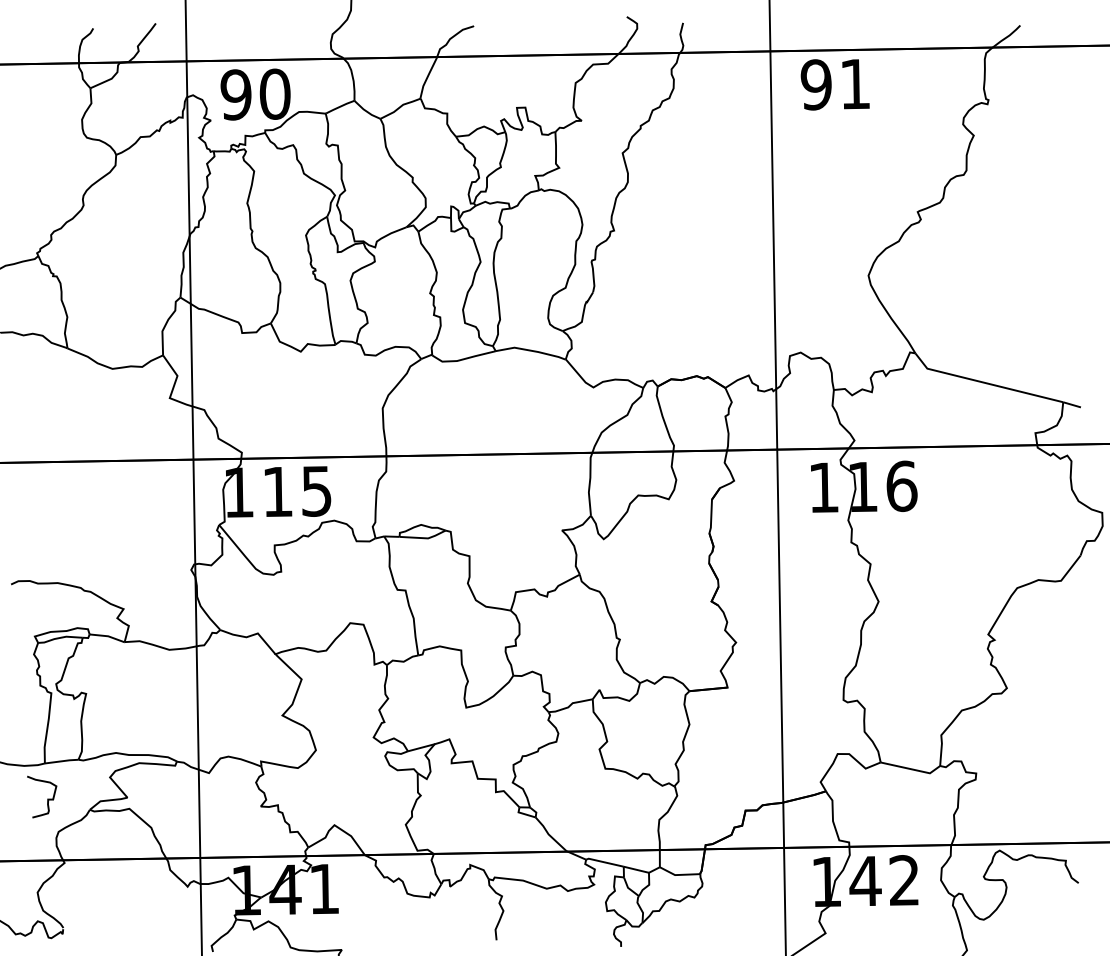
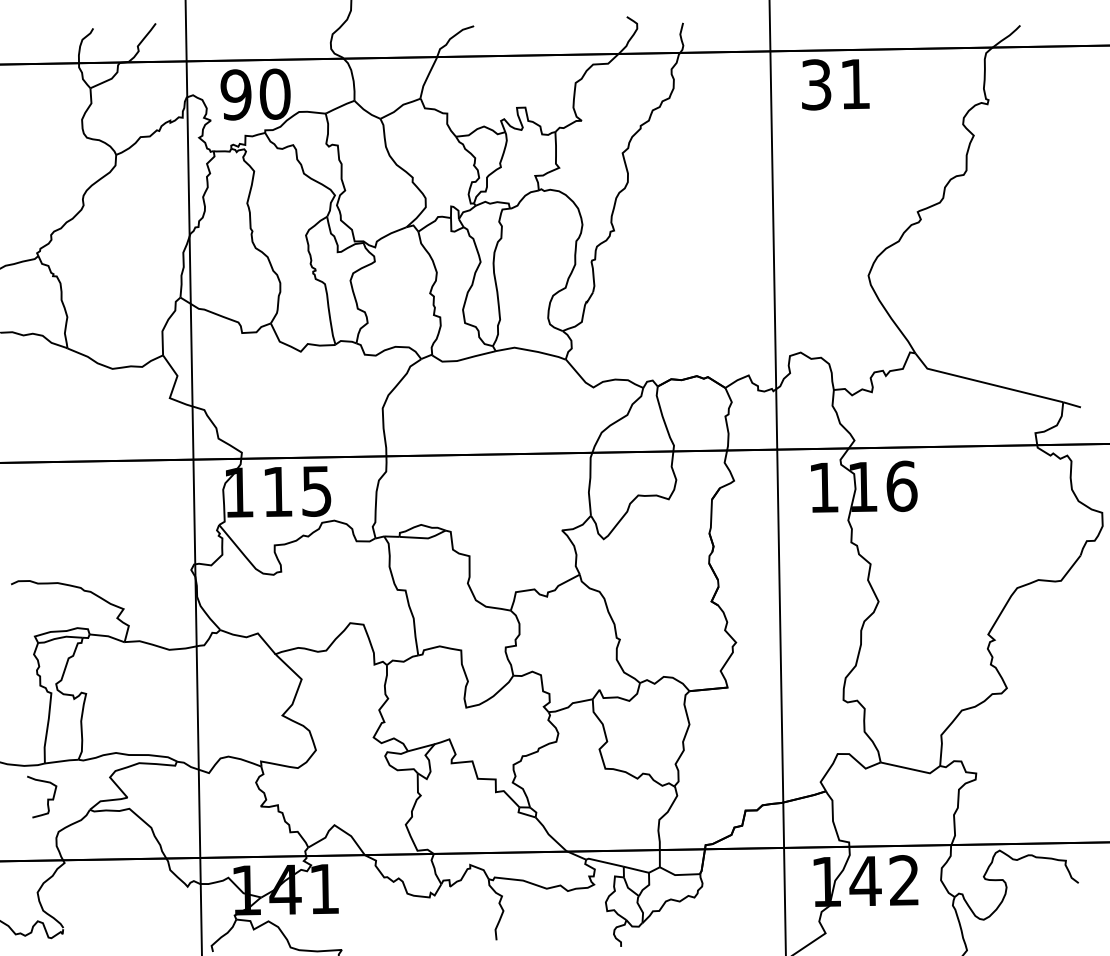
text: 91 -> 31 (815, 84)
